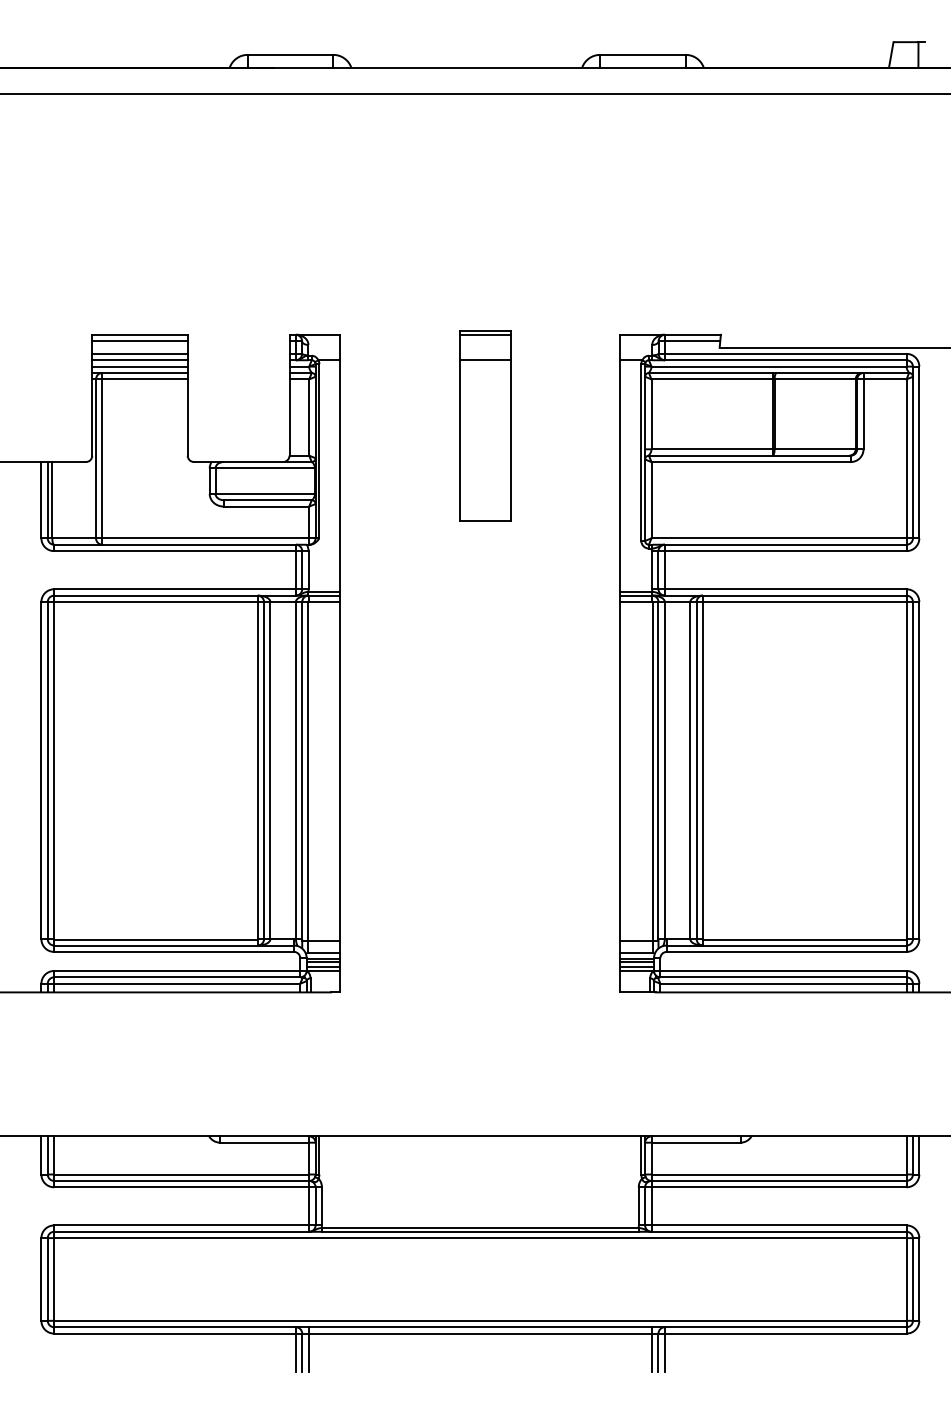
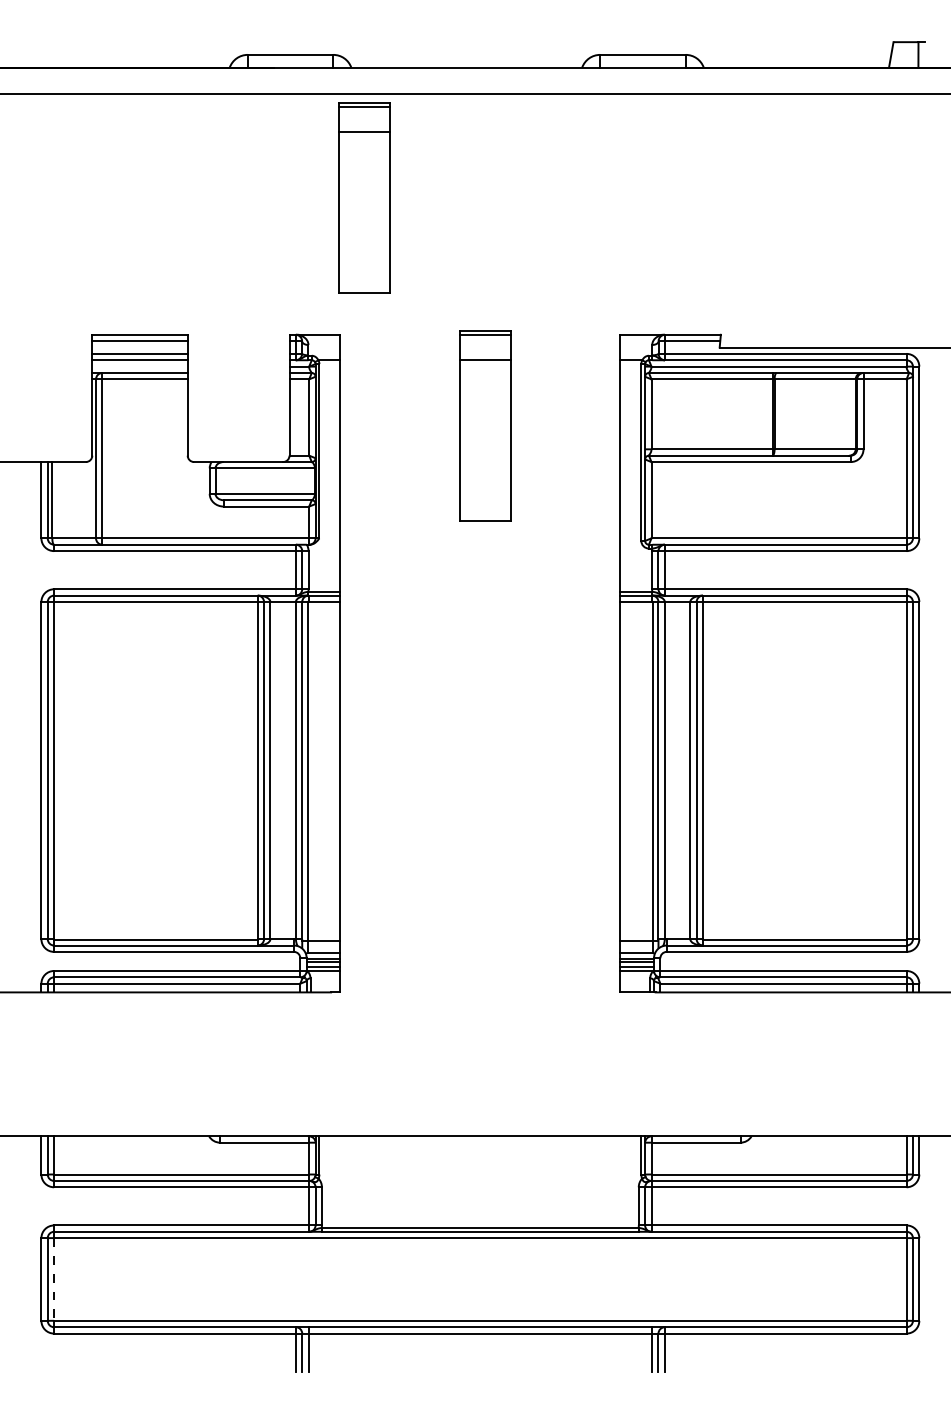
part: none -> present (364, 197)
line: present -> none (139, 366)
line: solid -> dashed (54, 1279)
